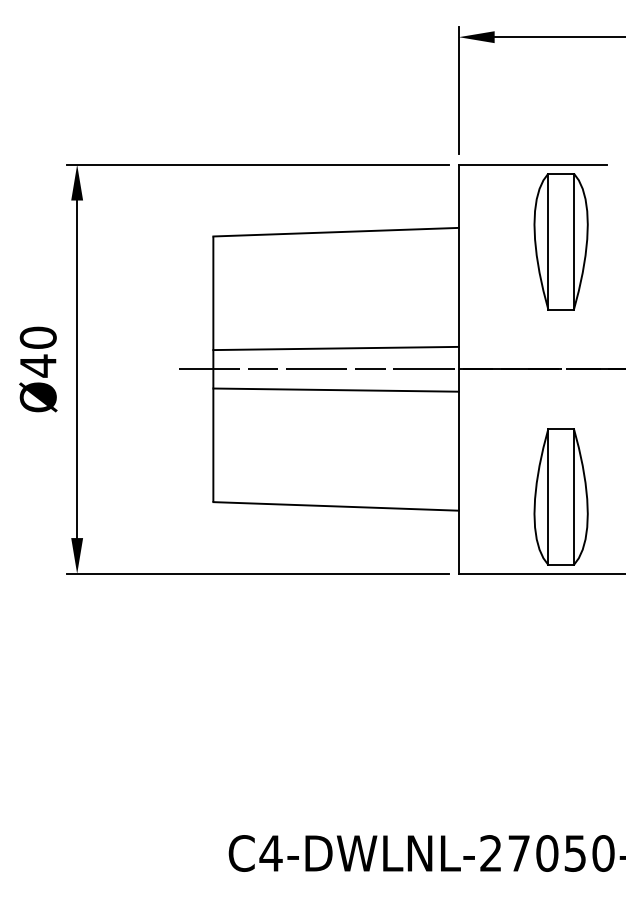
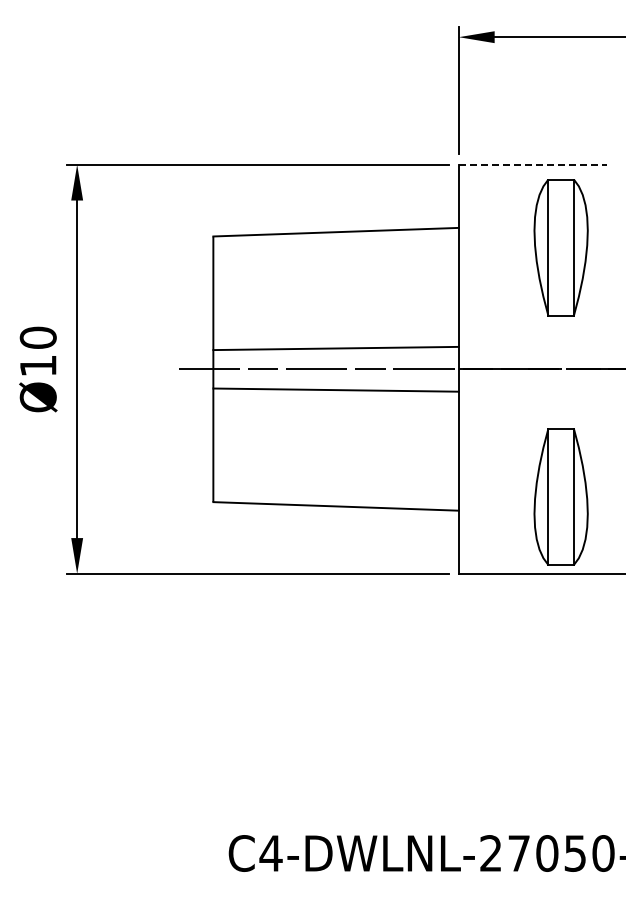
line: solid -> dashed (533, 164)
part position: (560, 241) -> (560, 247) (560, 247)
text: Ø40 -> Ø10 (38, 365)
